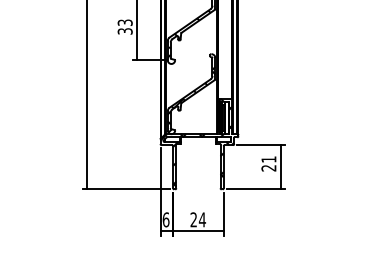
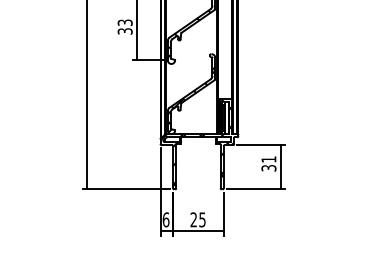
text: 21 -> 31 (269, 168)
text: 24 -> 25 (202, 219)
